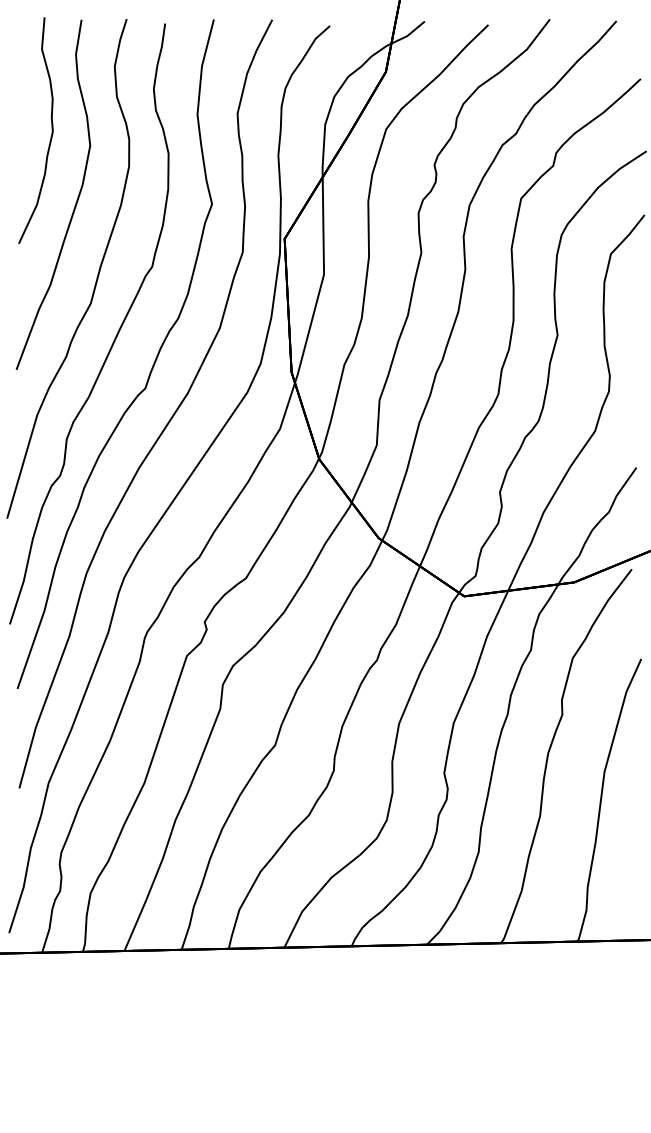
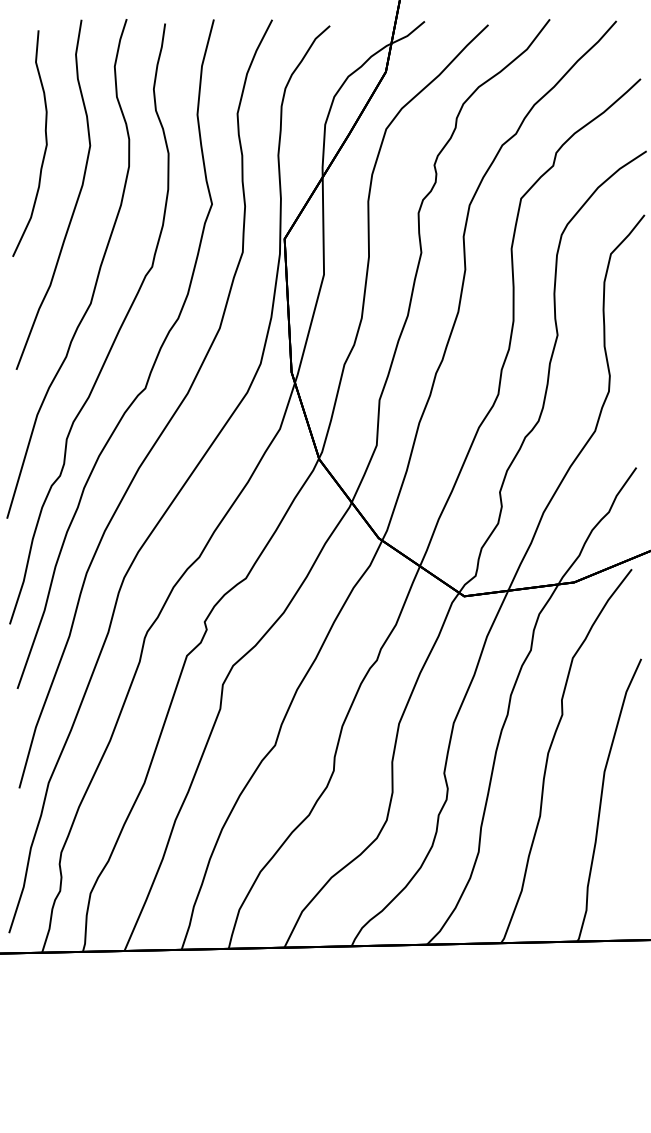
curve position: (51, 130) -> (45, 143) (45, 143)
